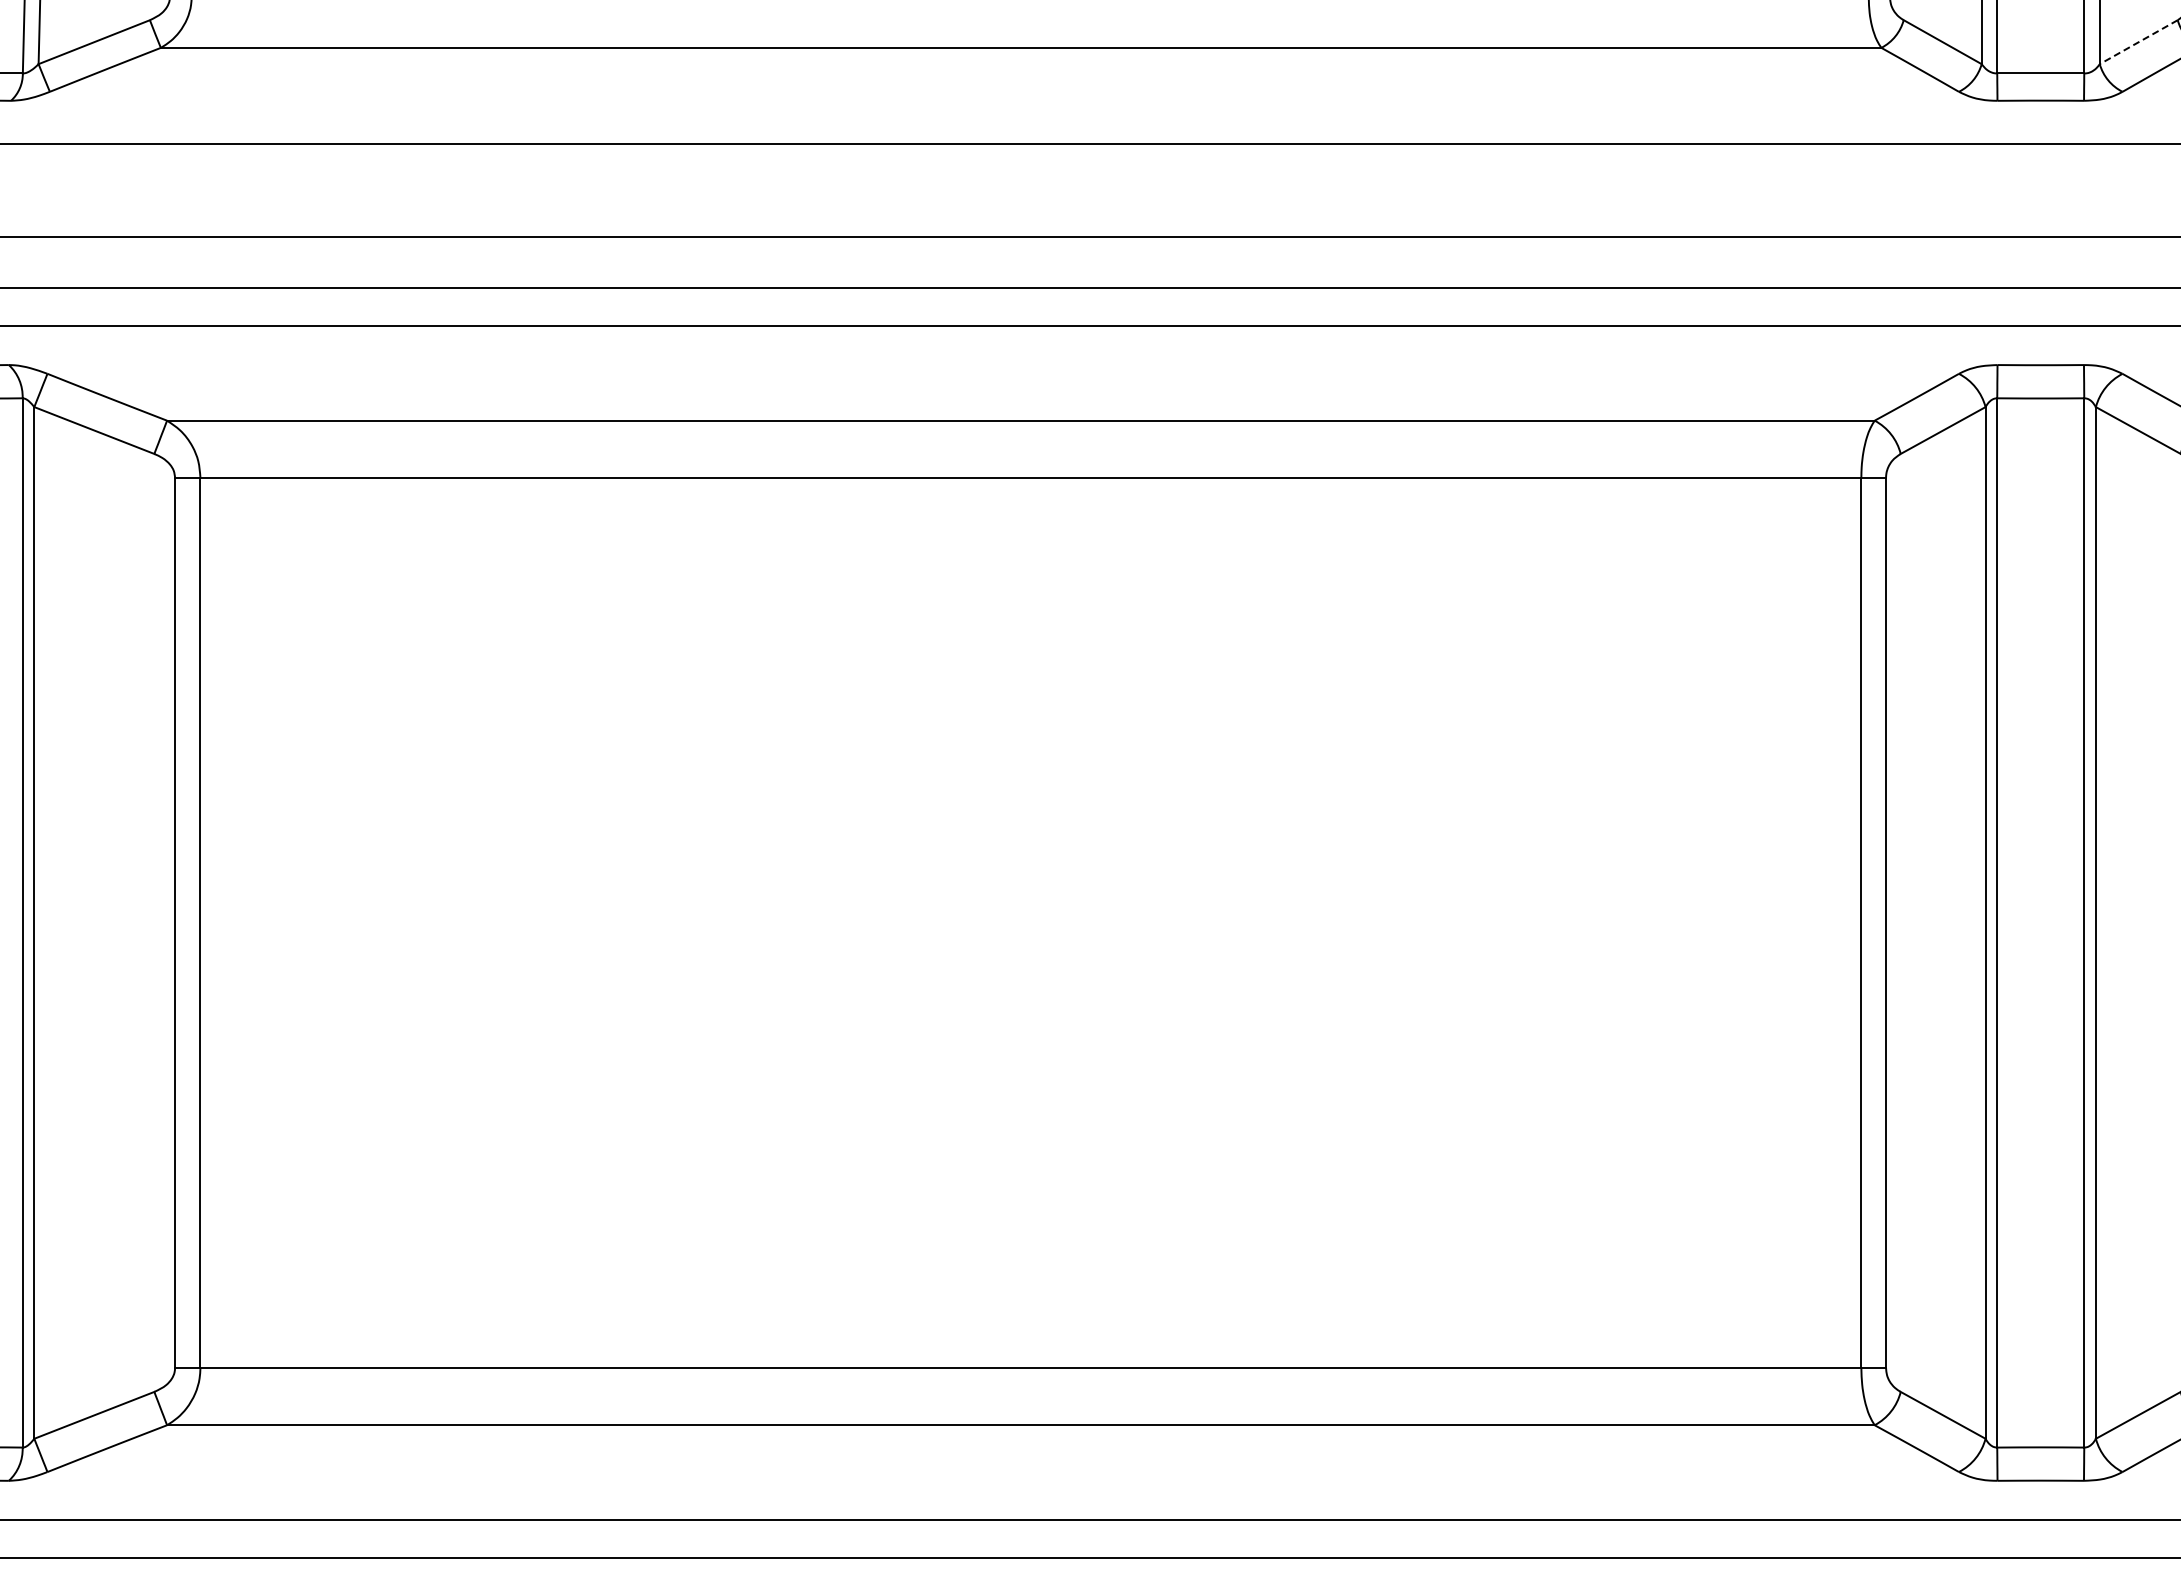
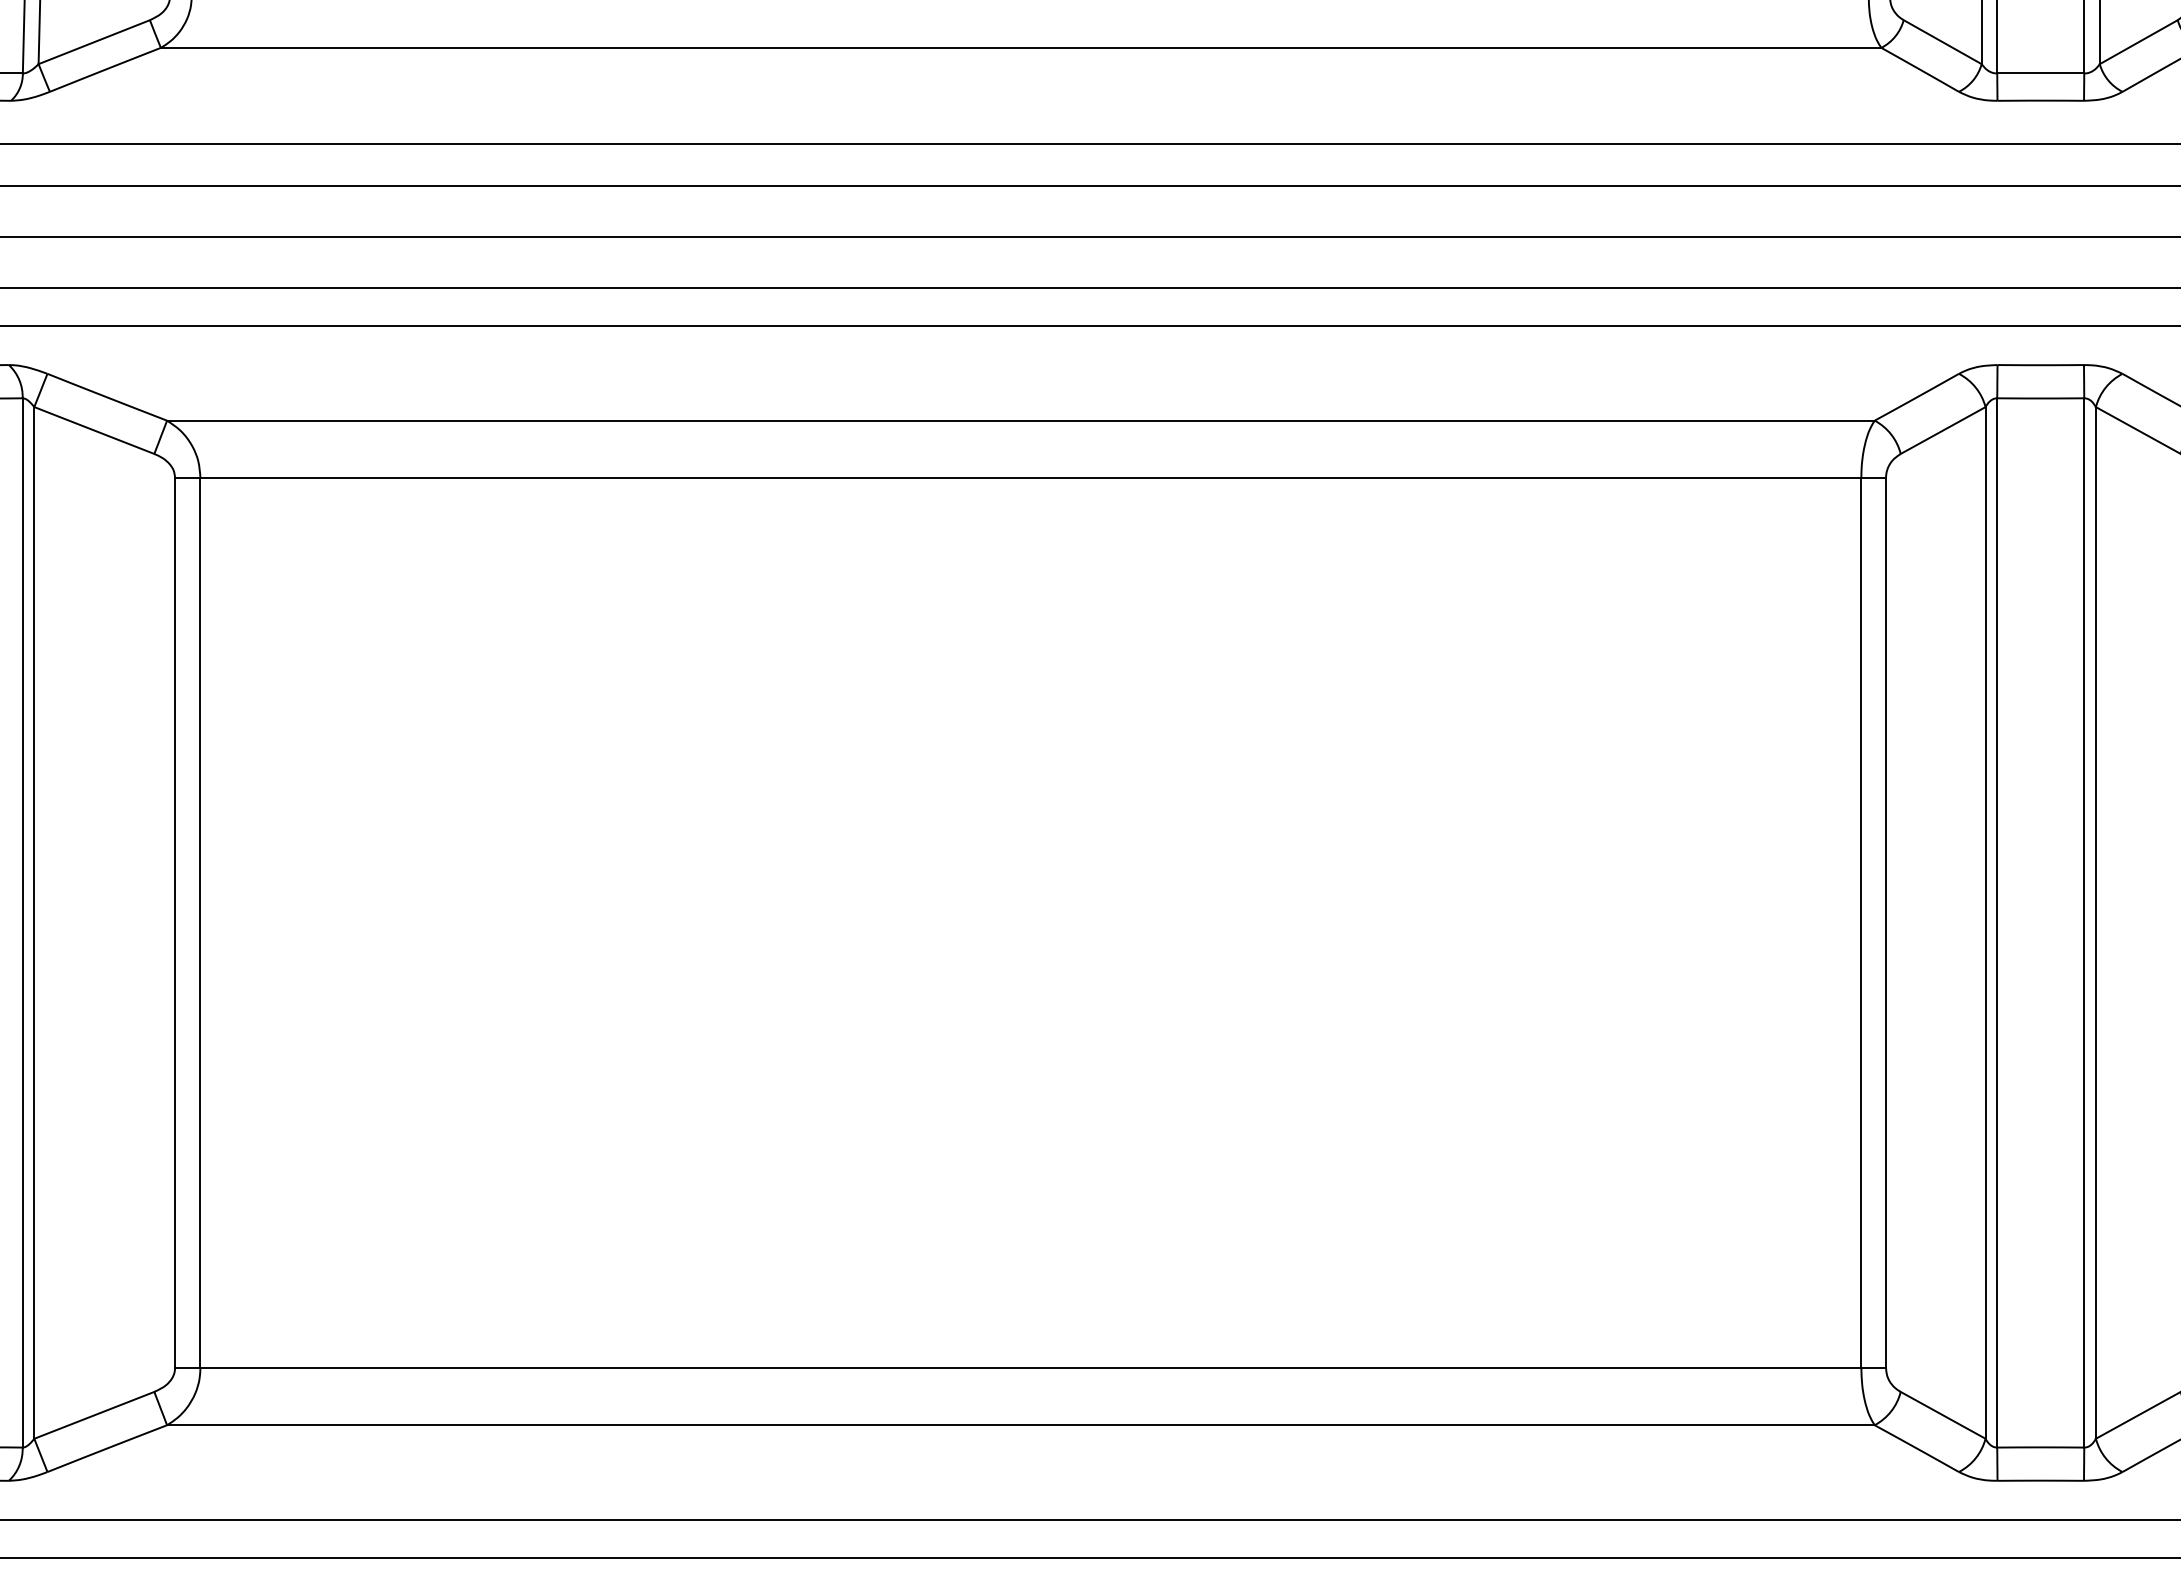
line: dashed -> solid (2138, 42)
line: none -> present (1089, 186)
